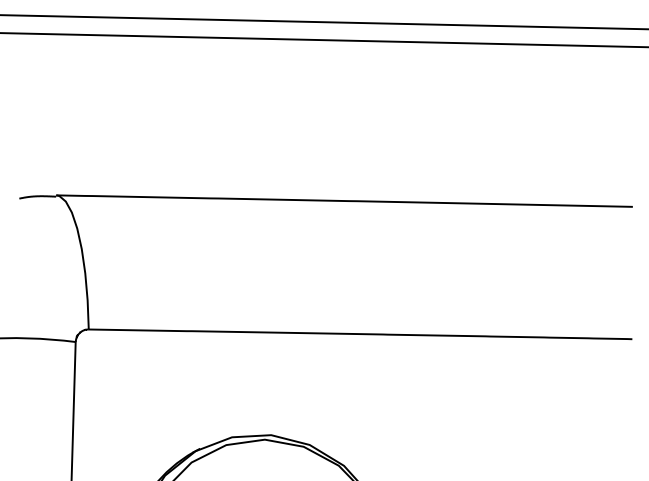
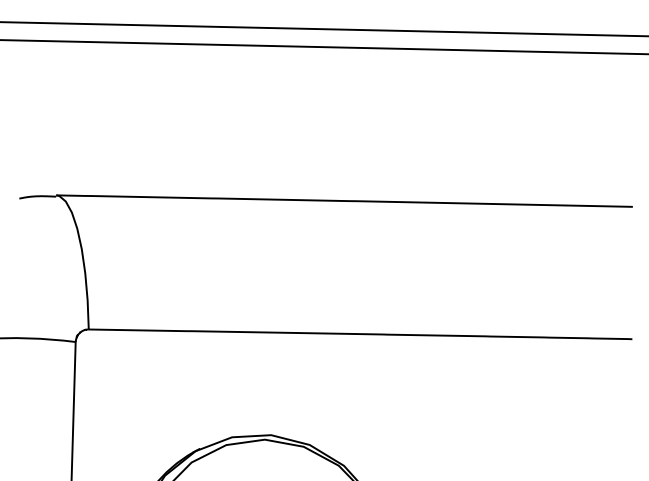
line position: (323, 22) -> (323, 29) (323, 29)
line position: (323, 40) -> (323, 47) (323, 47)
